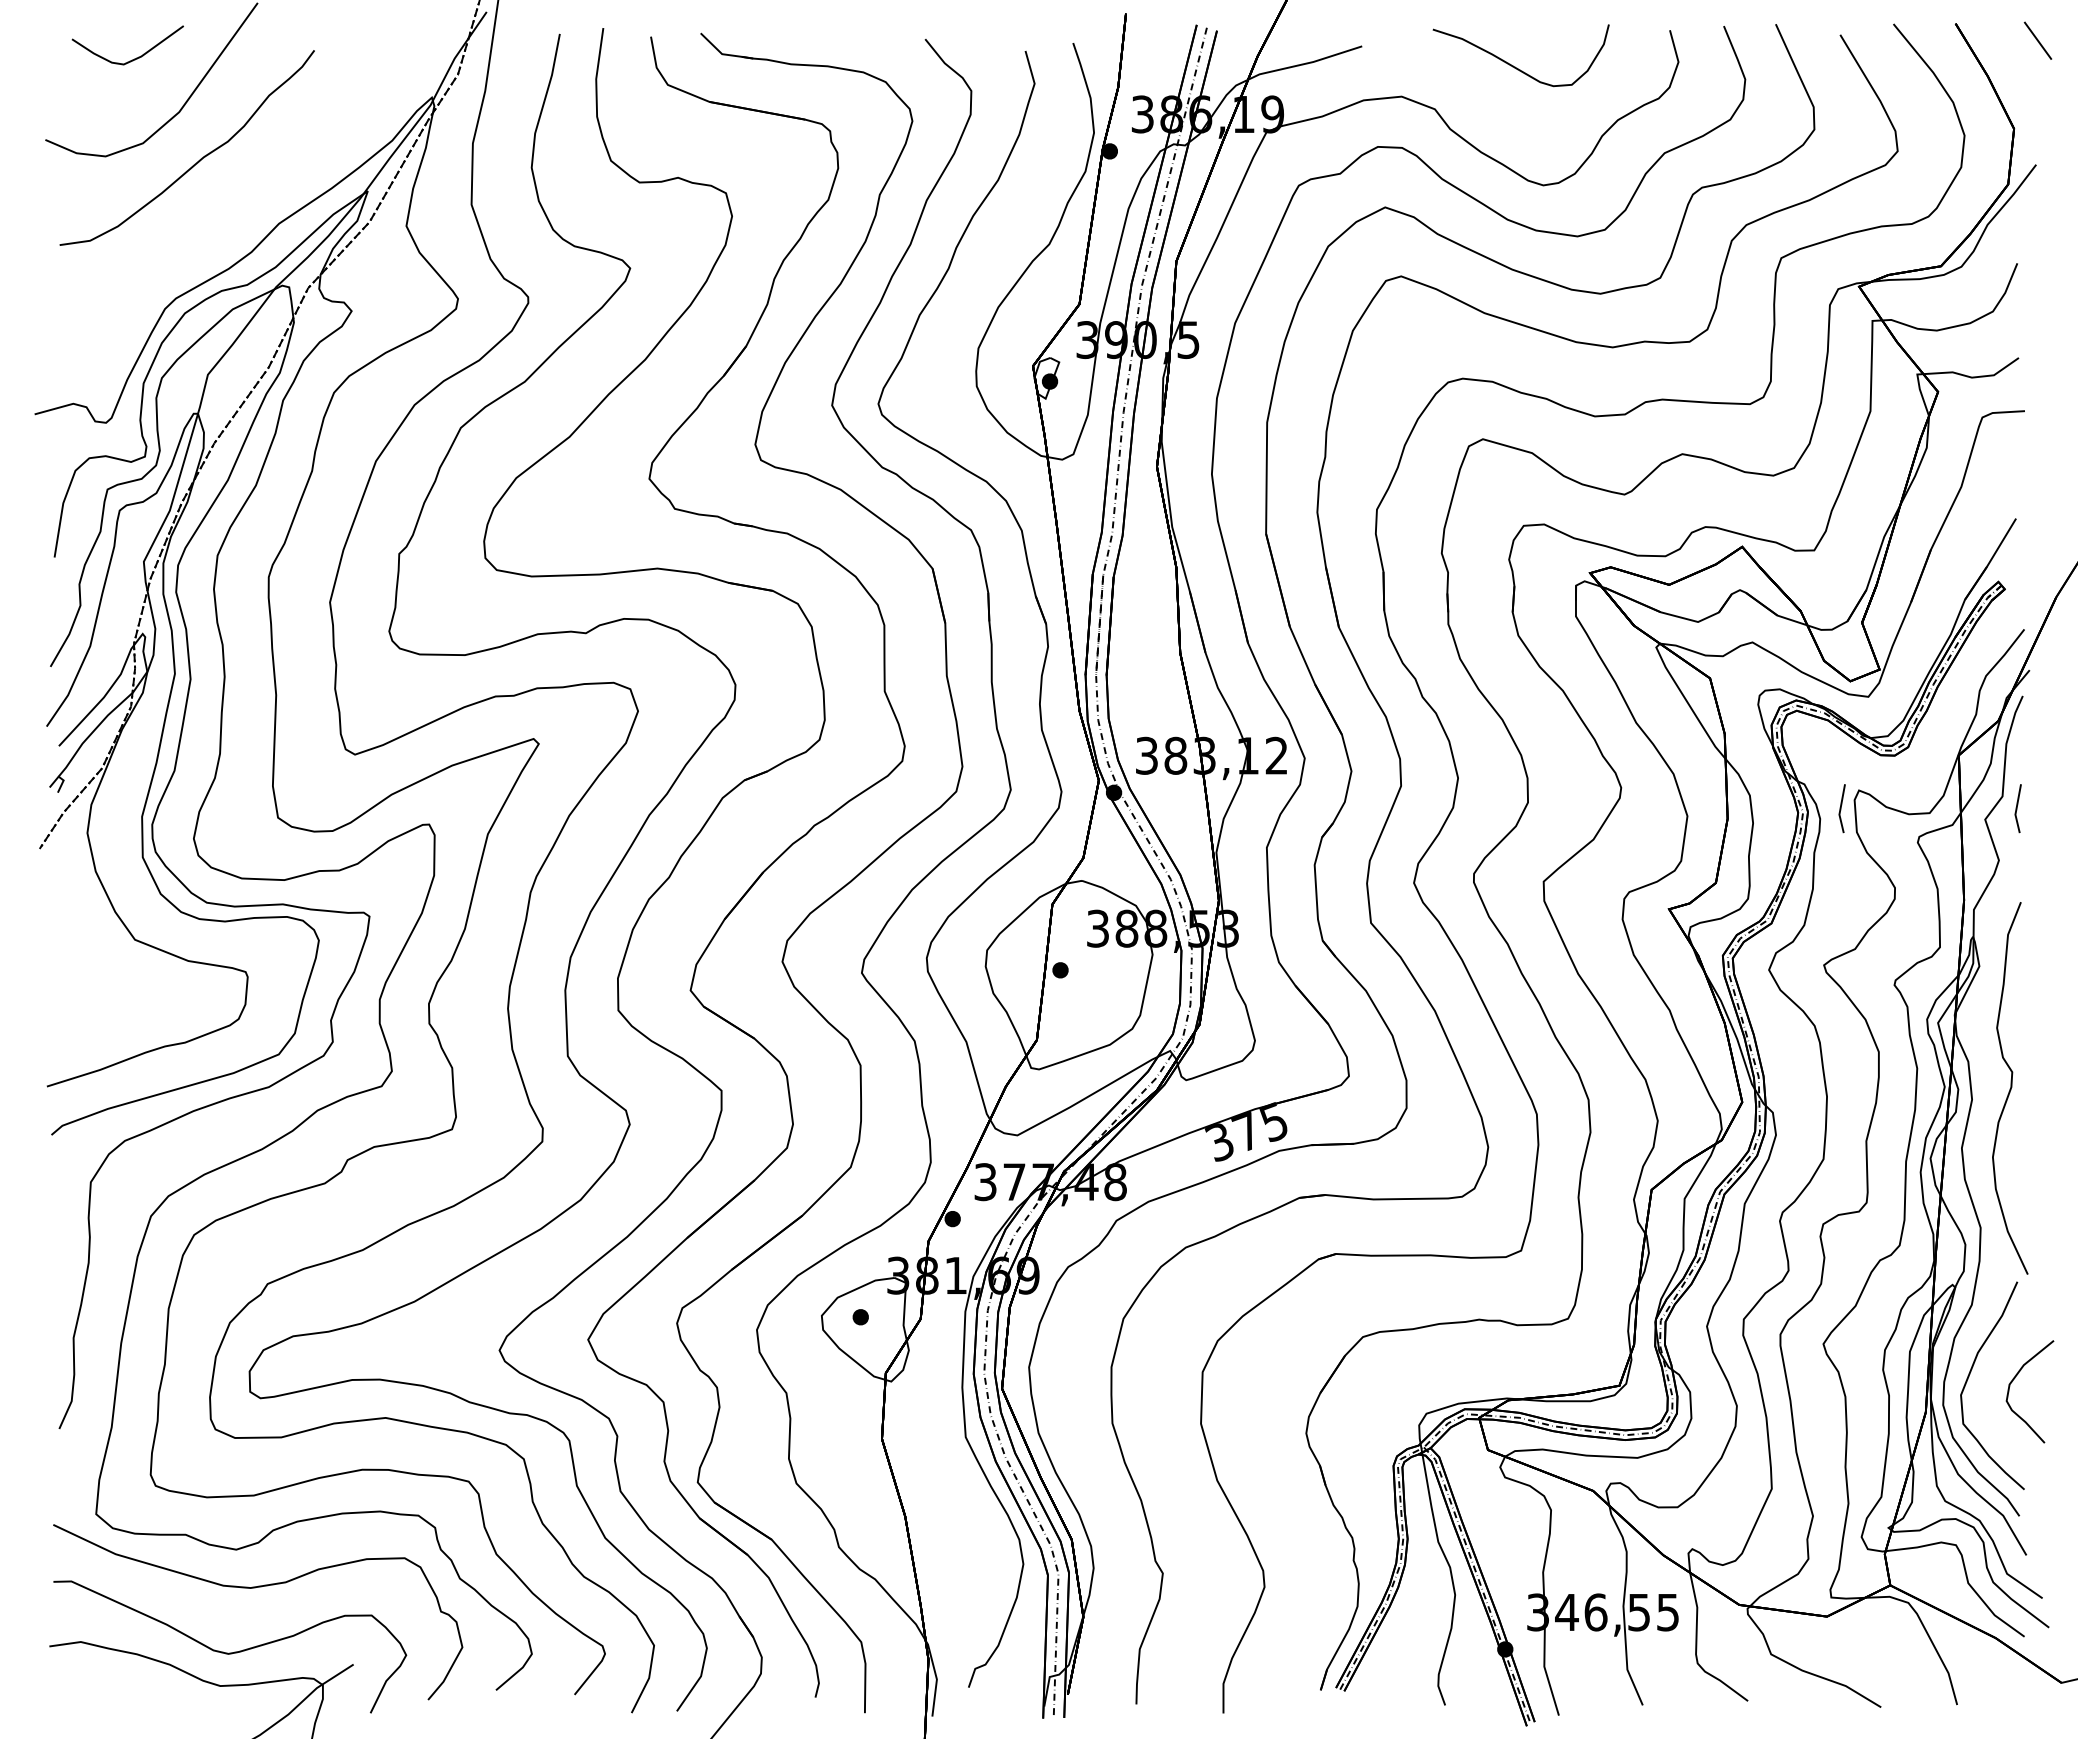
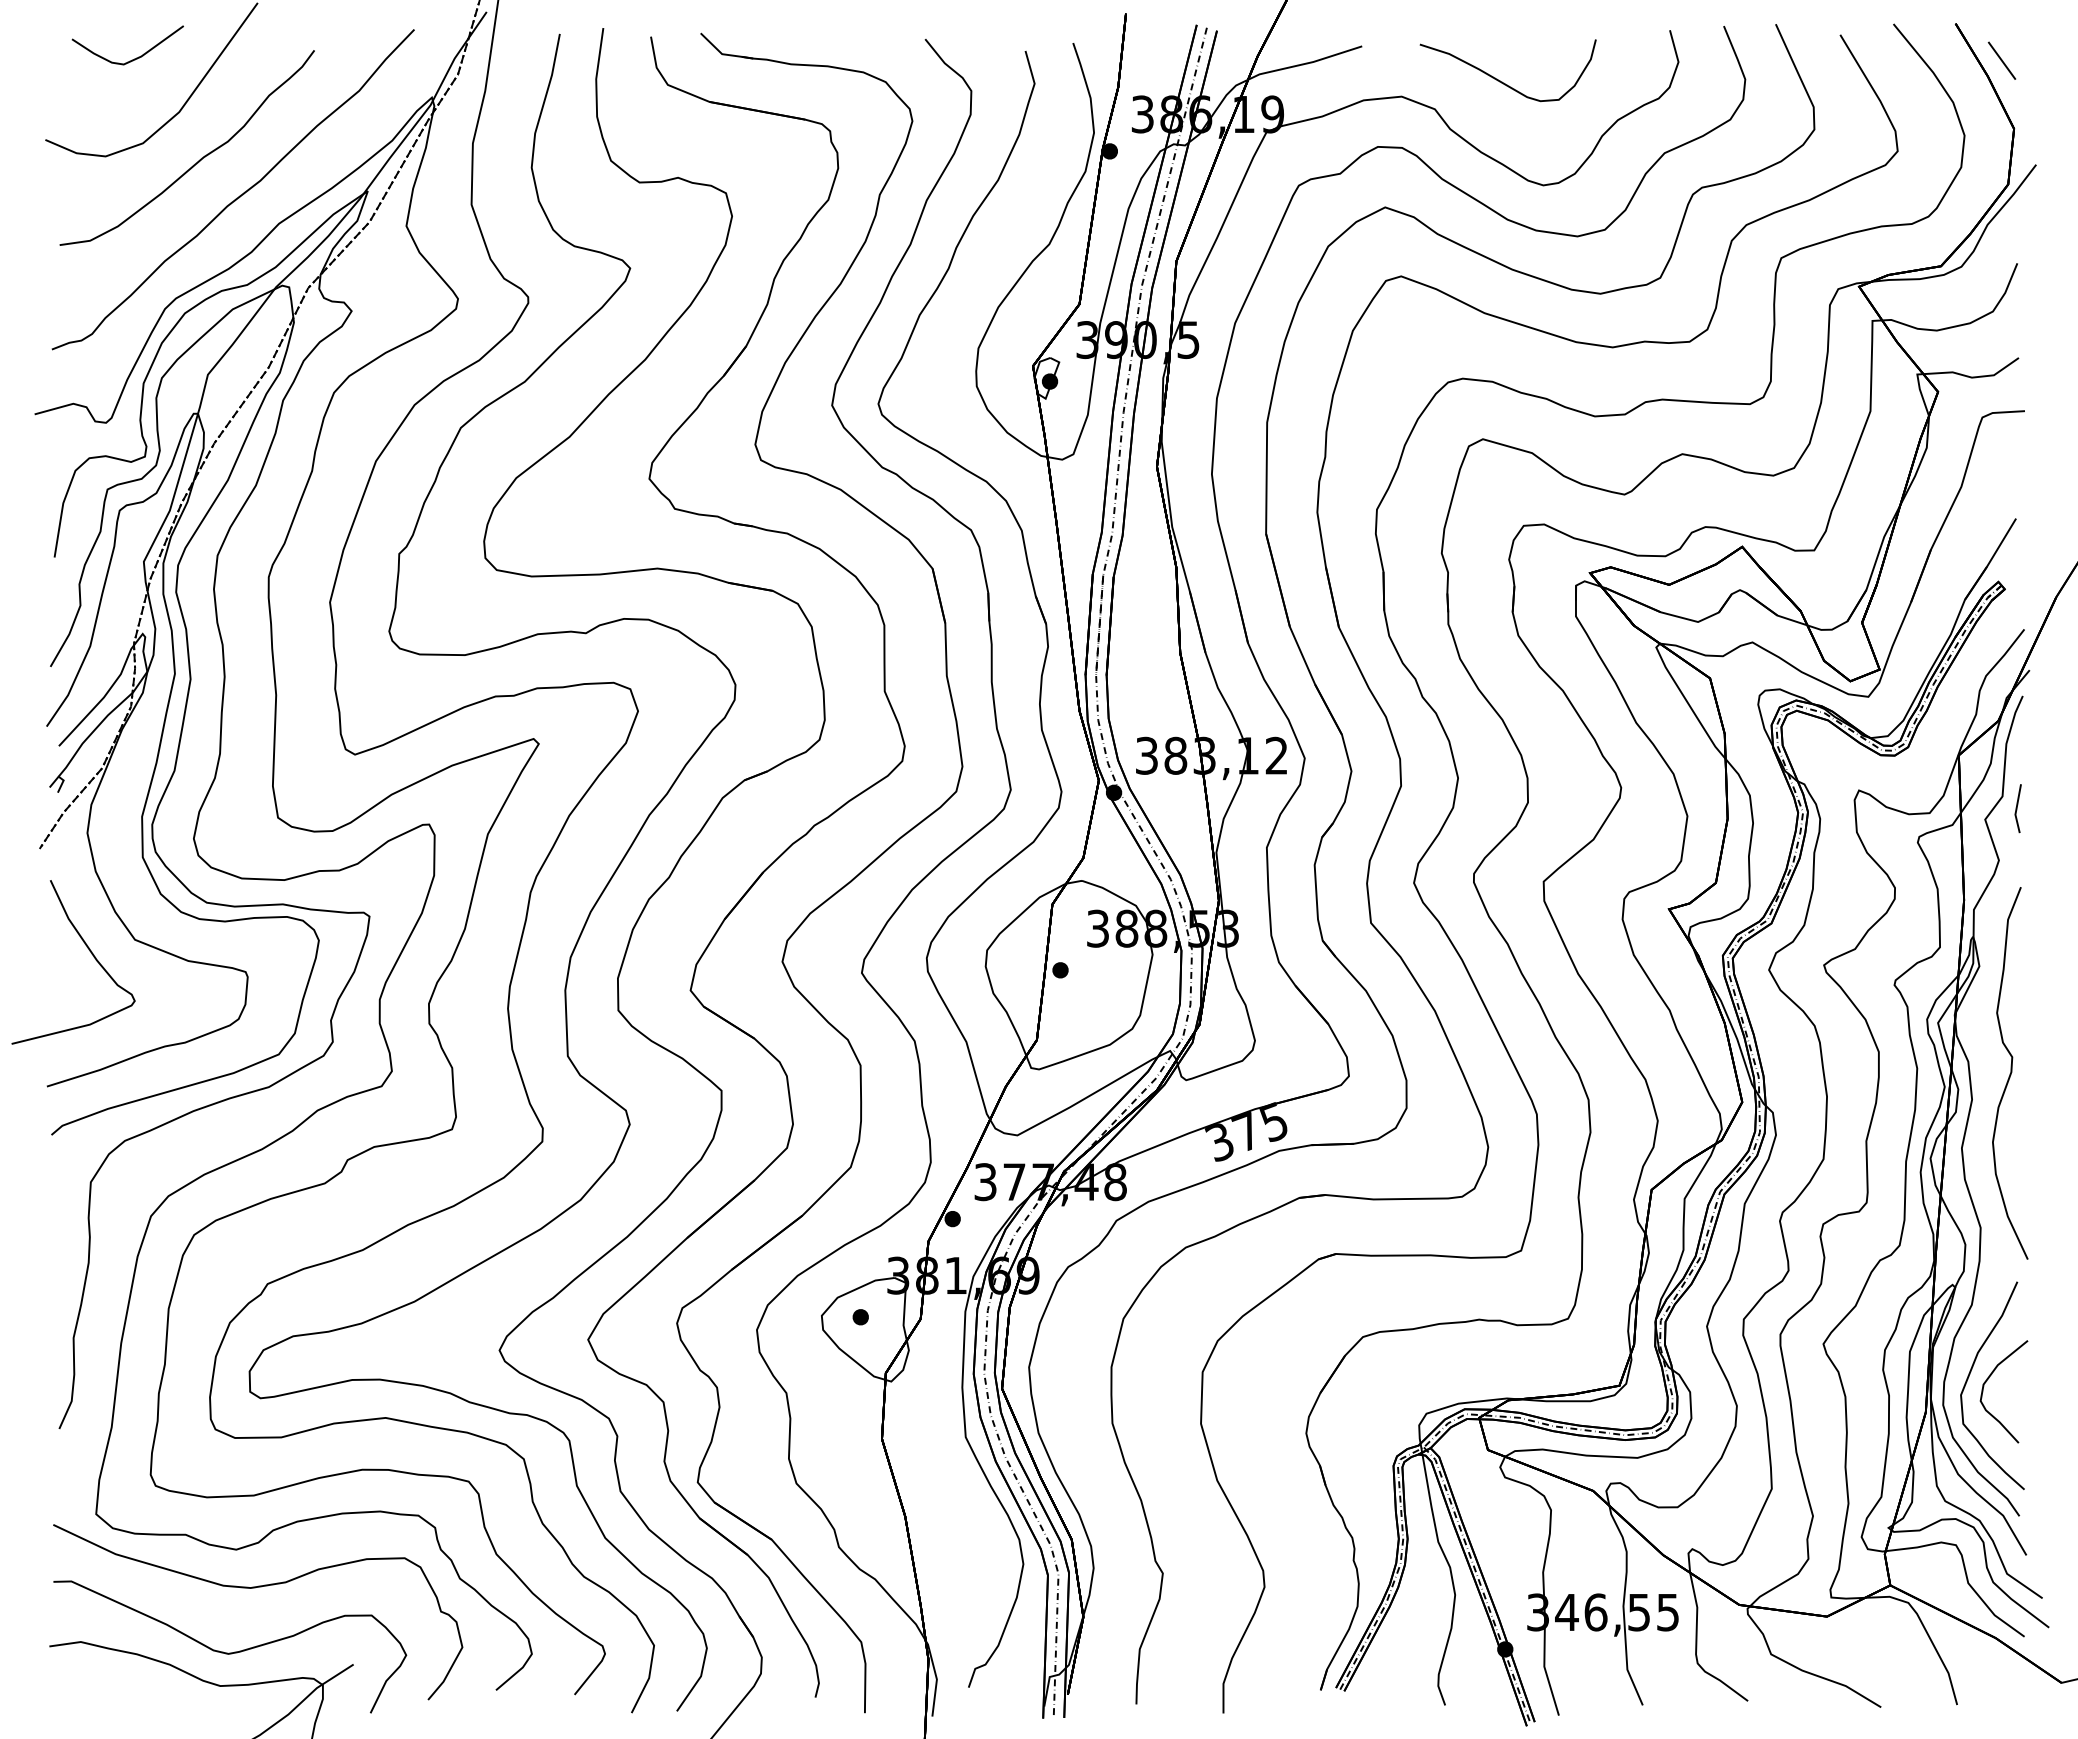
line position: (2037, 40) -> (2001, 60) (2001, 60)
curve position: (1515, 66) -> (1502, 81) (1502, 81)
curve: none -> present (239, 195)
line: present -> none (1841, 808)
curve: none -> present (89, 951)
curve position: (2010, 1088) -> (2010, 1073) (2010, 1073)
curve position: (2015, 1378) -> (1989, 1378) (1989, 1378)
